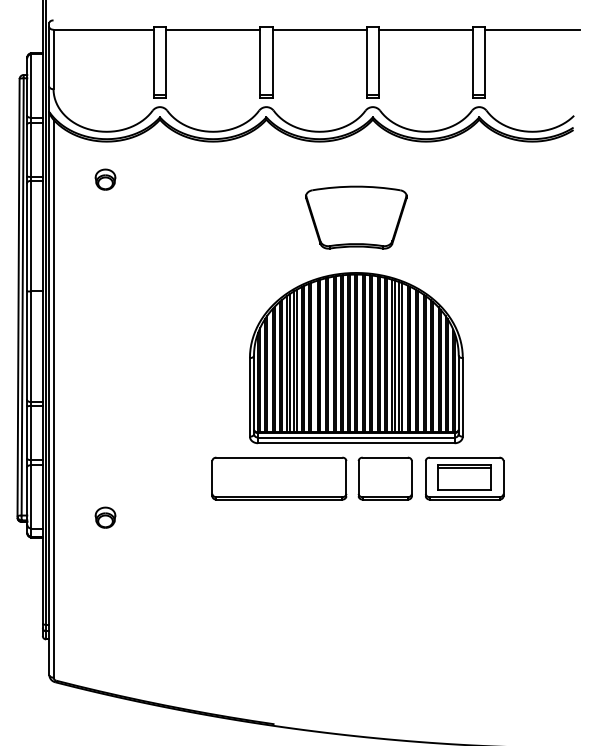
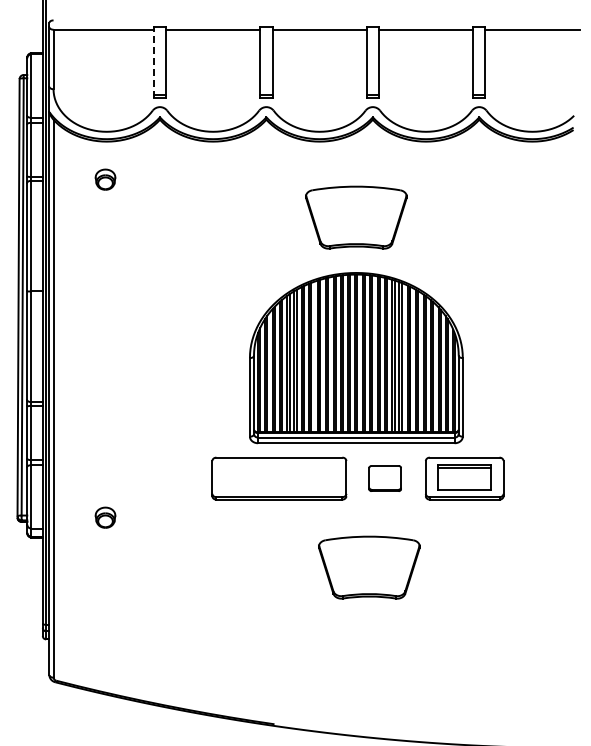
line: solid -> dashed (153, 63)
part size: 56x45 px -> 34x27 px (384, 478)
part: none -> present (369, 567)
